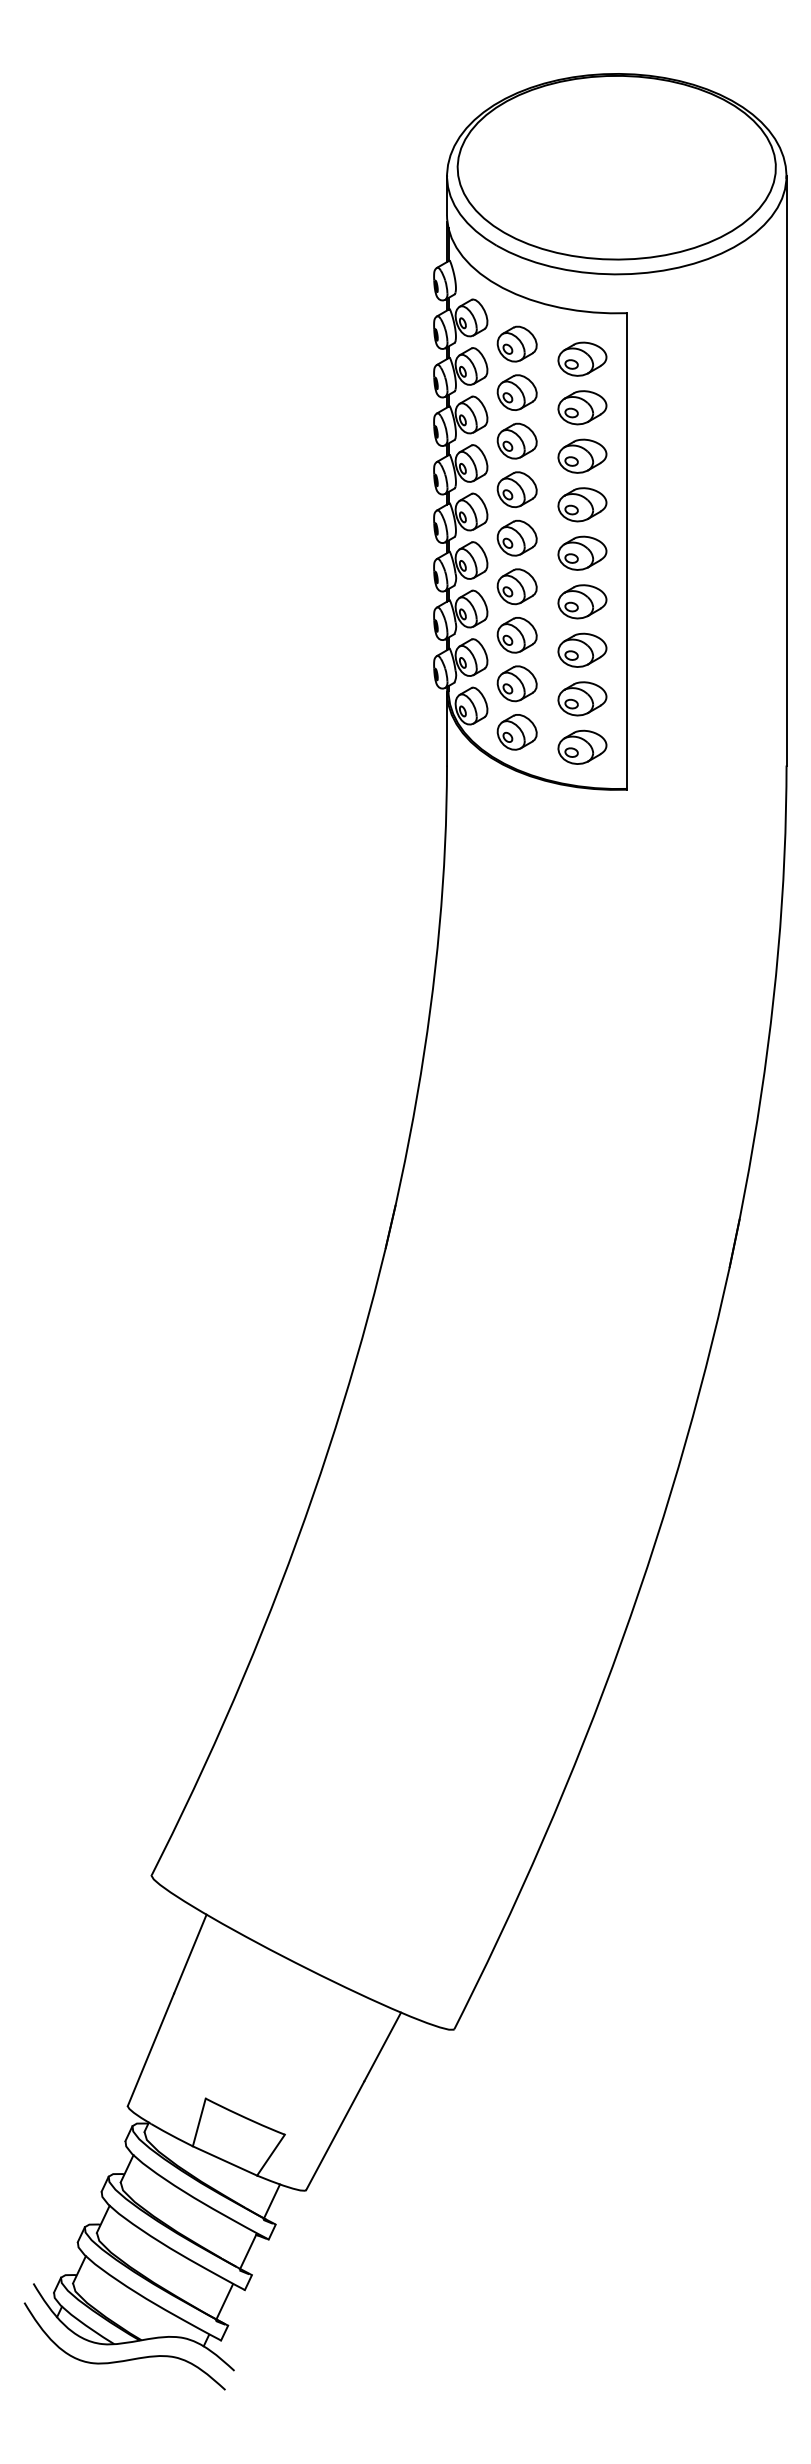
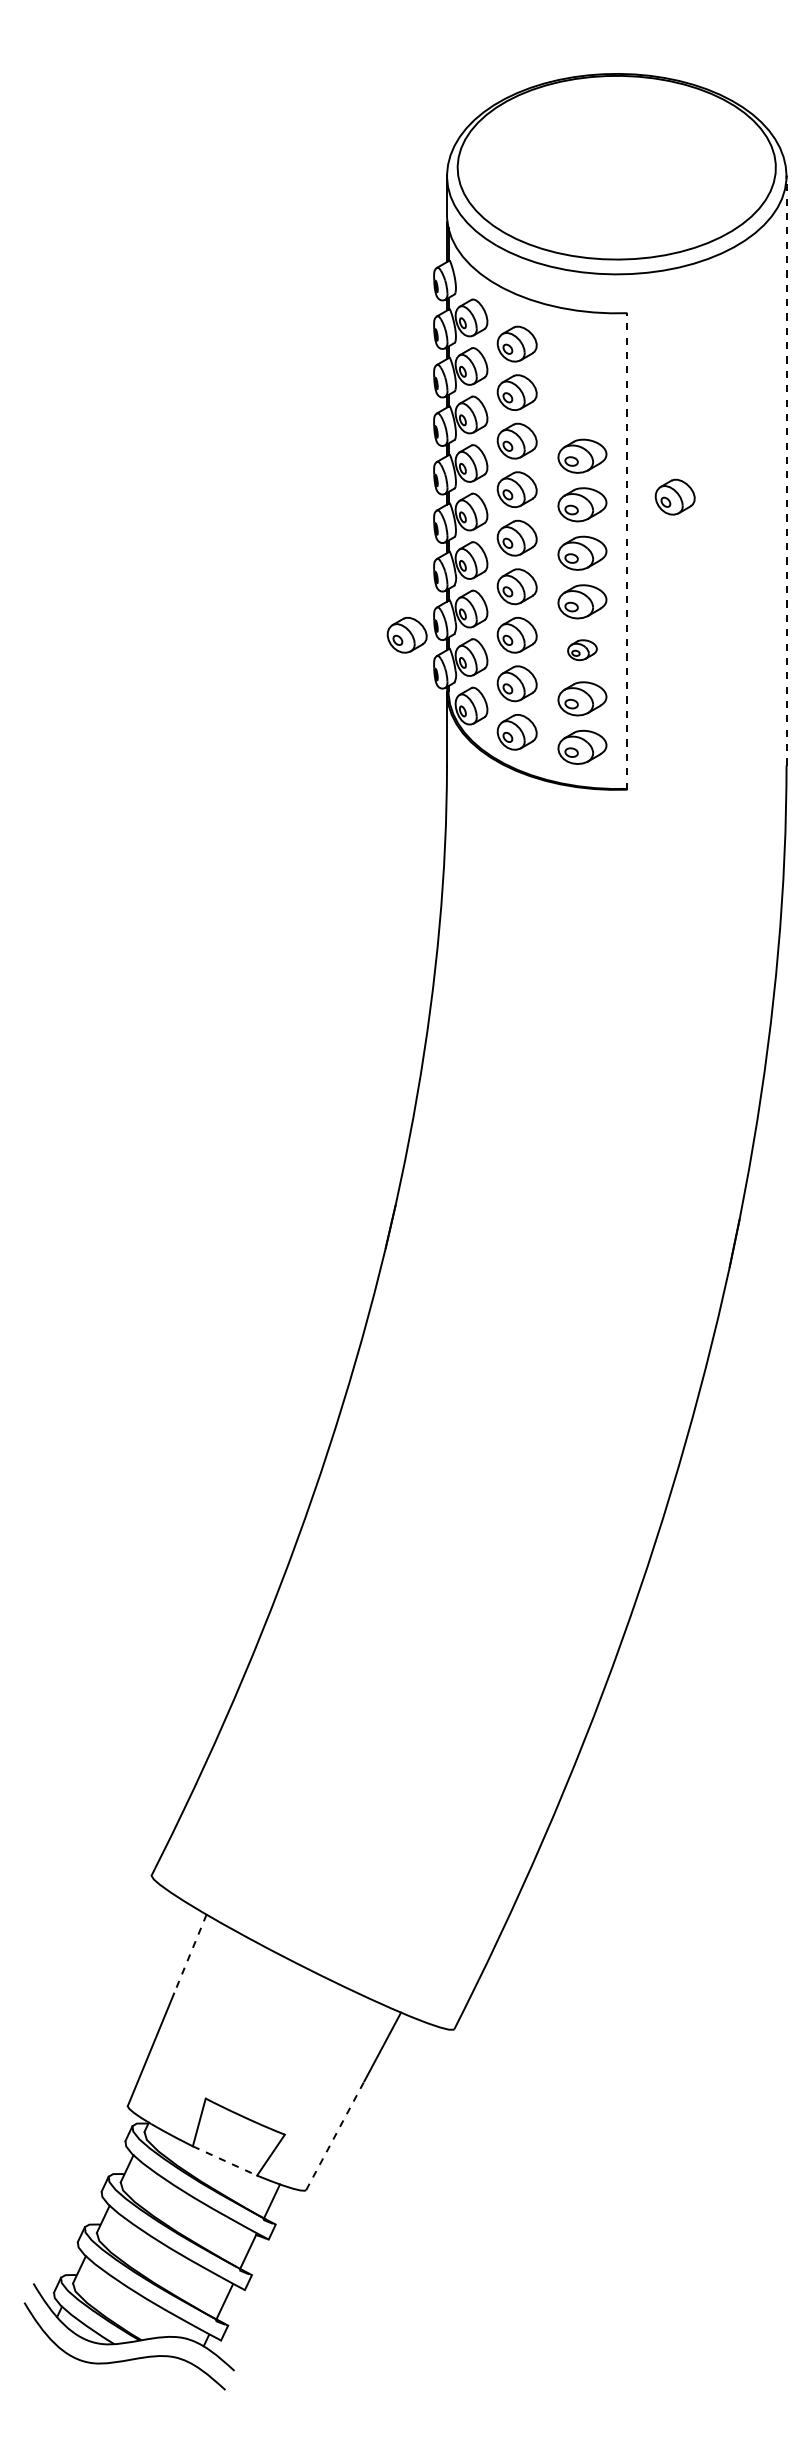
part: present -> none (582, 358)
part: present -> none (582, 407)
line: solid -> dashed (786, 470)
part: none -> present (674, 496)
line: solid -> dashed (627, 550)
part: none -> present (406, 635)
part size: 51x36 px -> 31x23 px (582, 650)
line: solid -> dashed (190, 1954)
line: solid -> dashed (335, 2135)
line: solid -> dashed (225, 2161)
